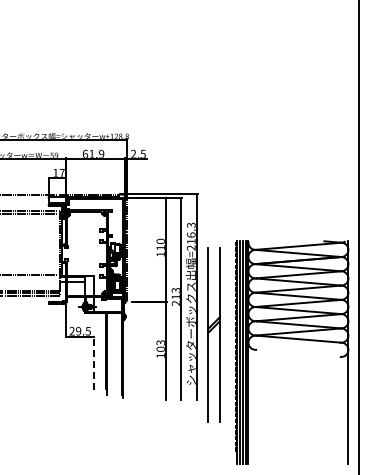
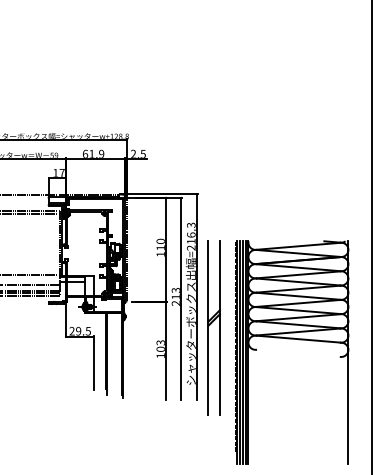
line position: (359, 236) -> (372, 236) (372, 236)
line: none -> present (30, 285)
part position: (213, 334) -> (213, 327) (213, 327)
line: dashed -> solid (93, 362)
